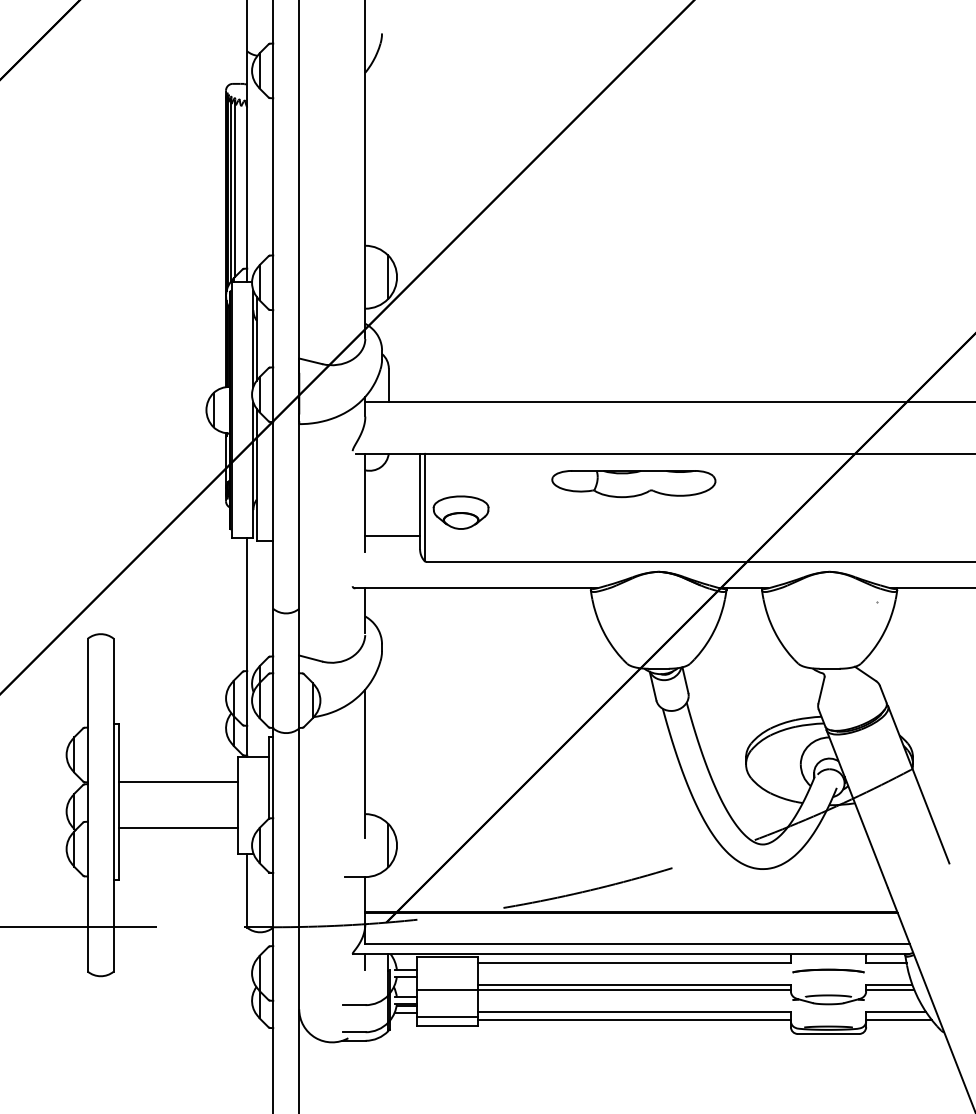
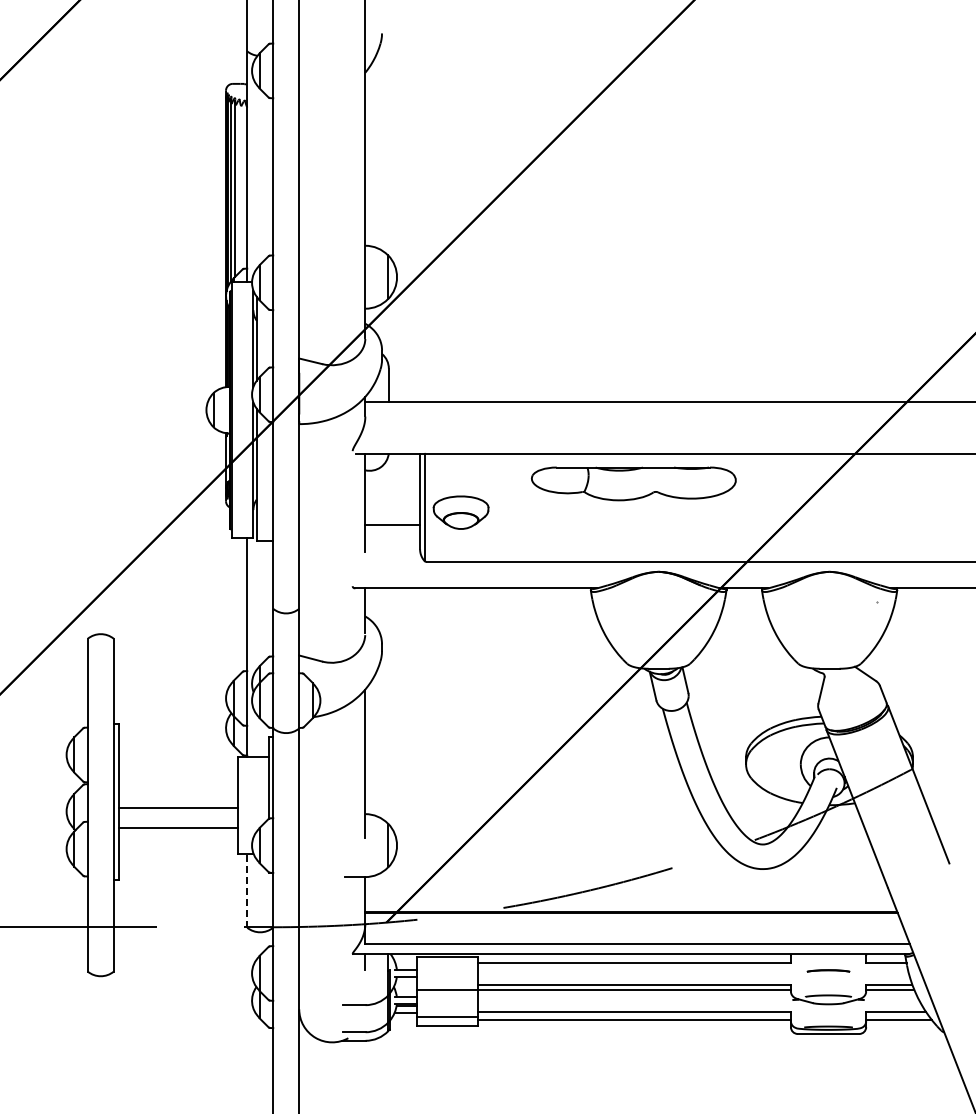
part size: 166x29 px -> 206x36 px (633, 483)
line position: (392, 536) -> (392, 525) (392, 525)
line position: (178, 782) -> (178, 808) (178, 808)
line: solid -> dashed (247, 890)
part size: 73x6 px -> 45x4 px (828, 970)
